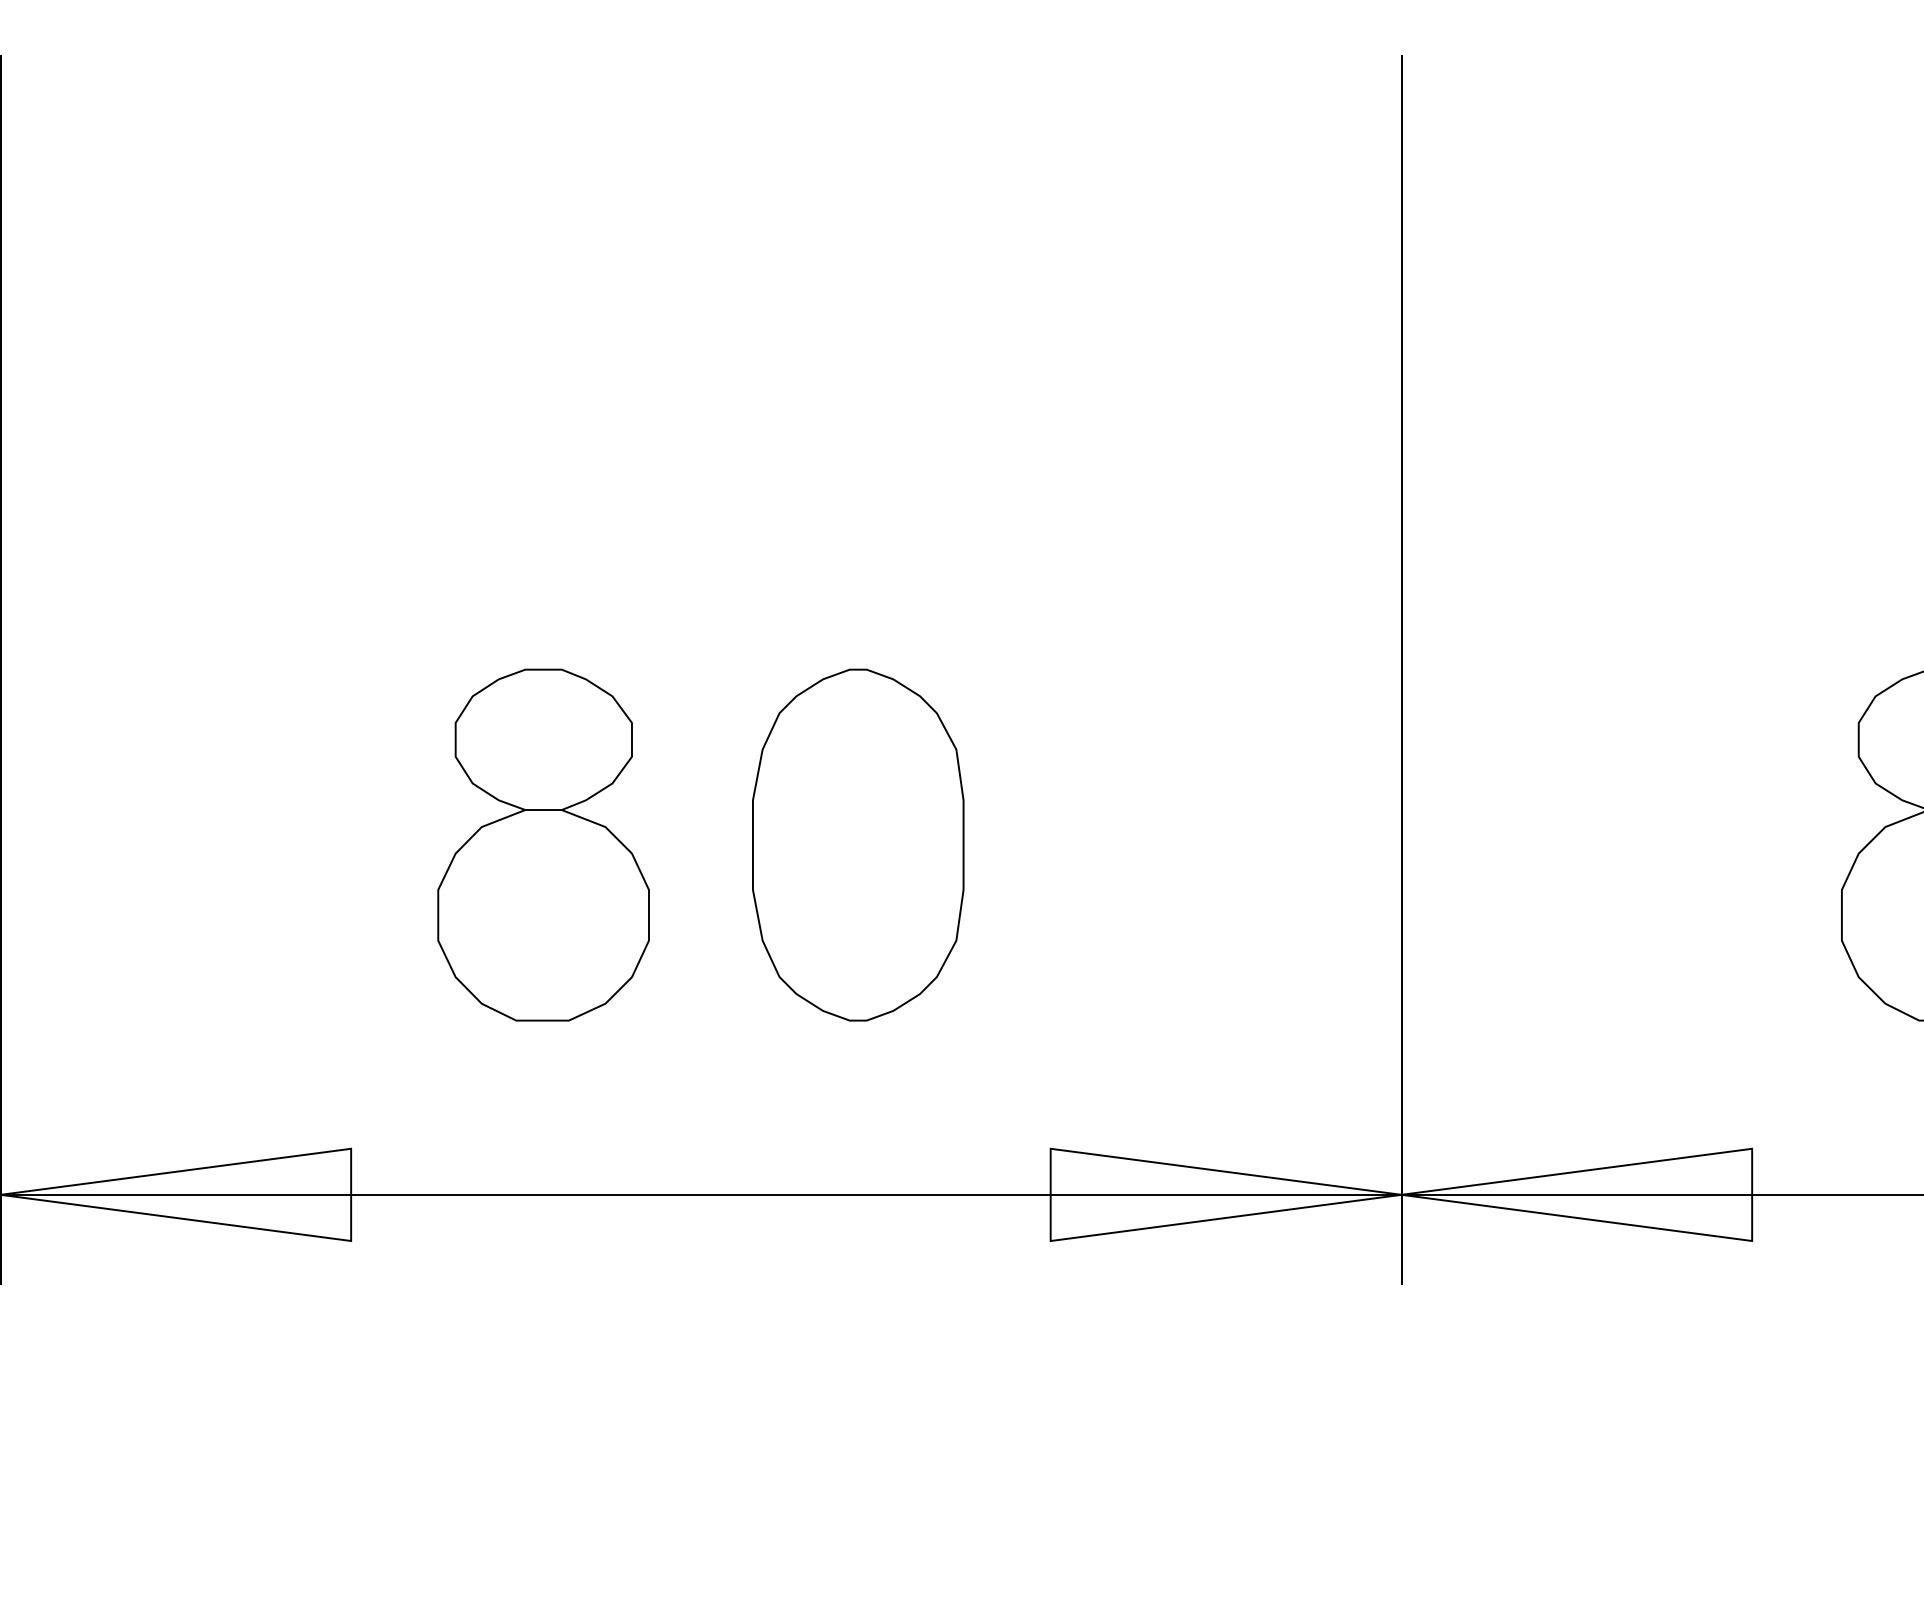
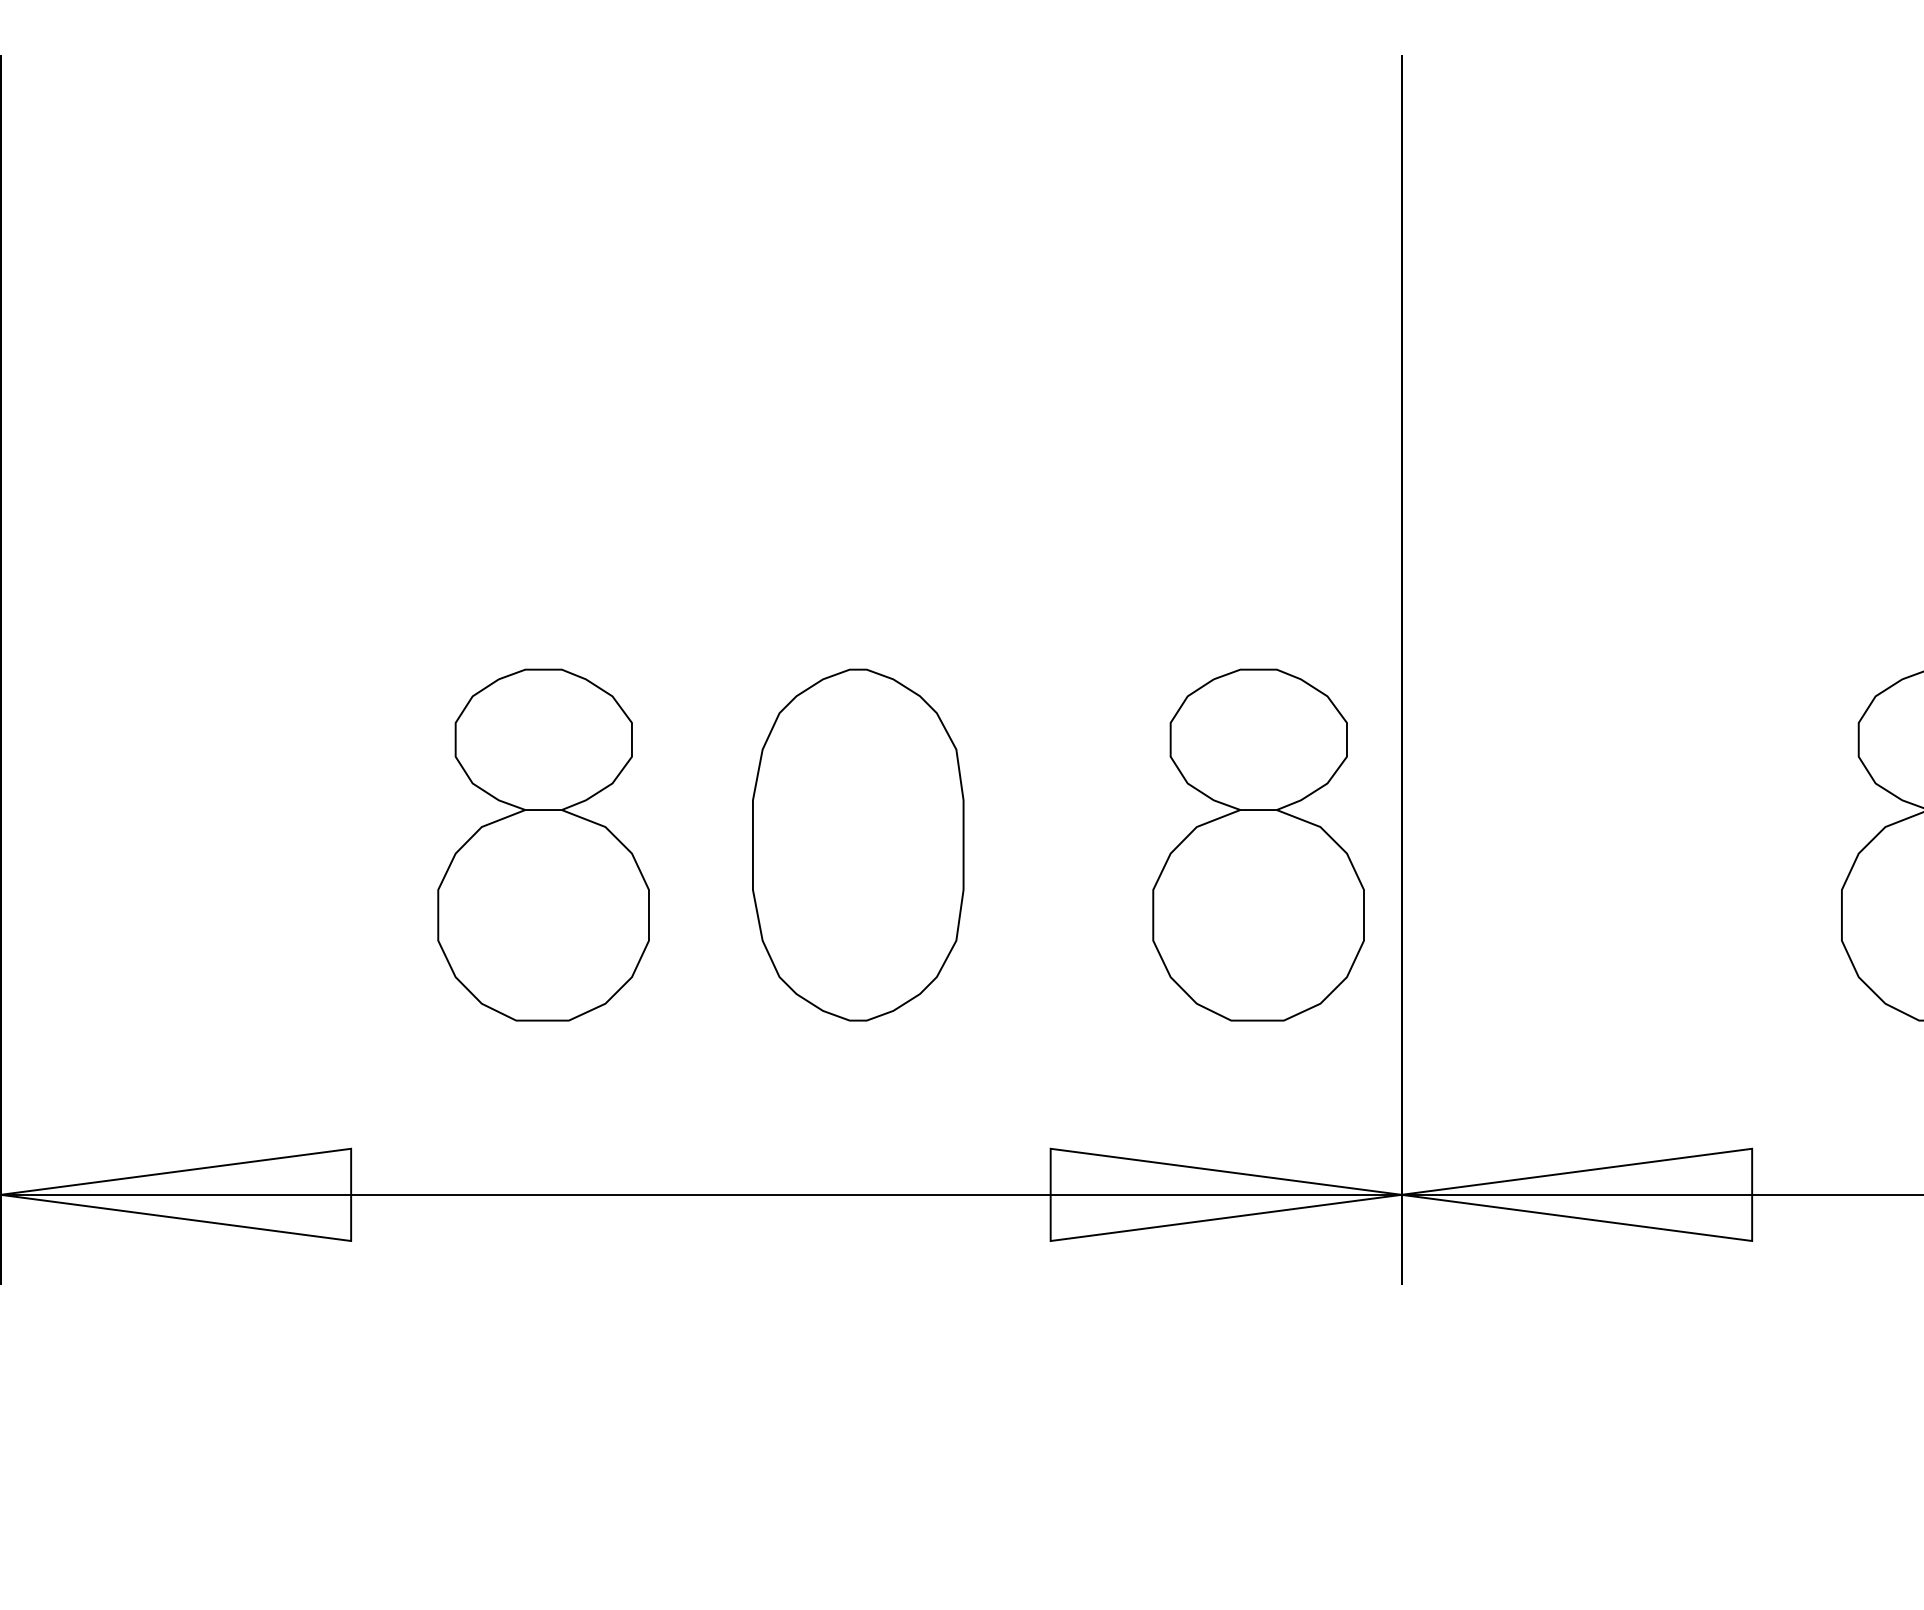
part: none -> present (1258, 844)
